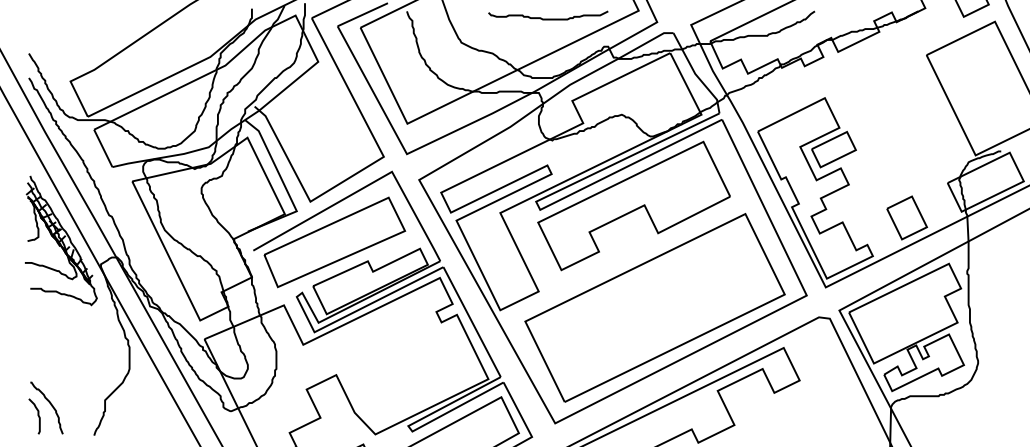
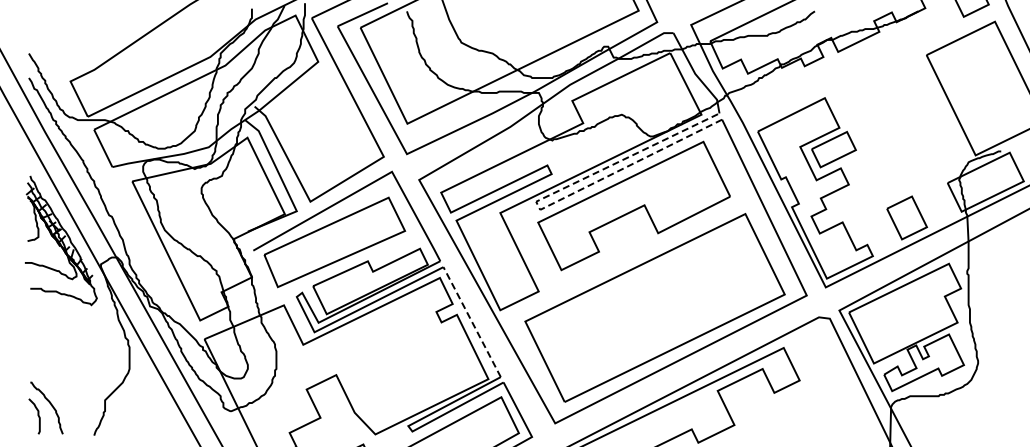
curve: present -> none (548, 18)
line: solid -> dashed (538, 205)
line: solid -> dashed (471, 321)
